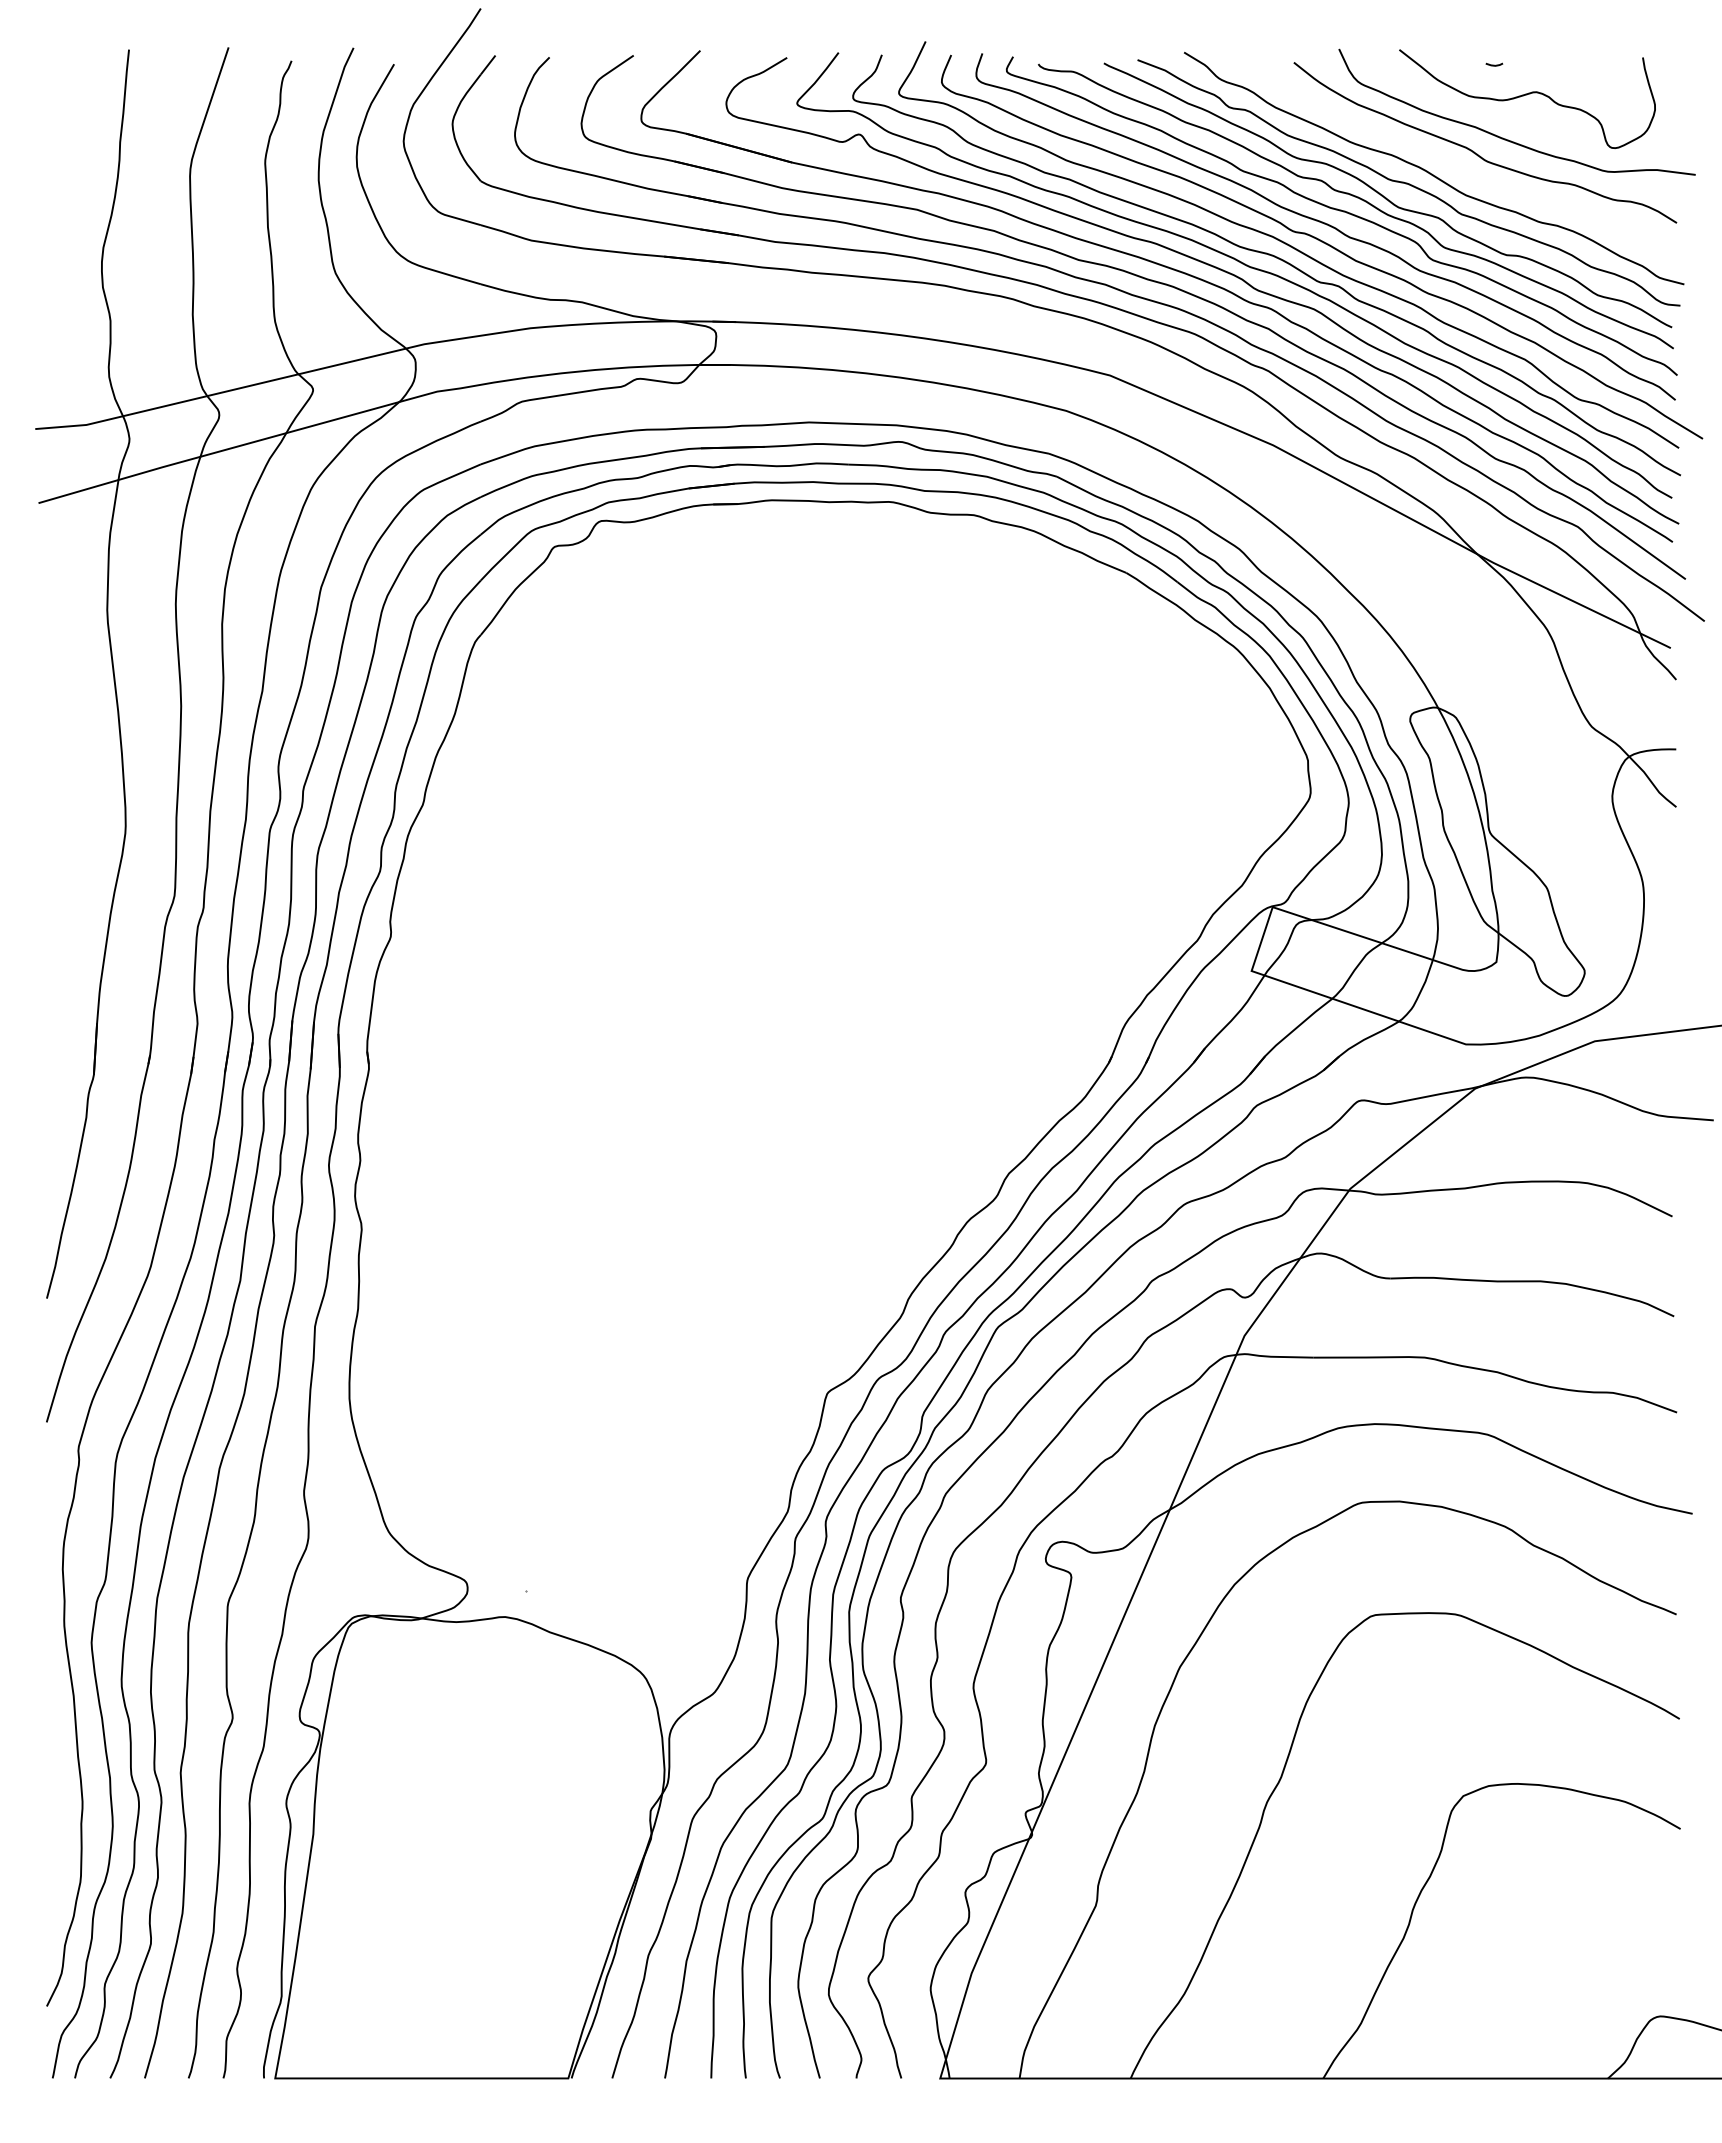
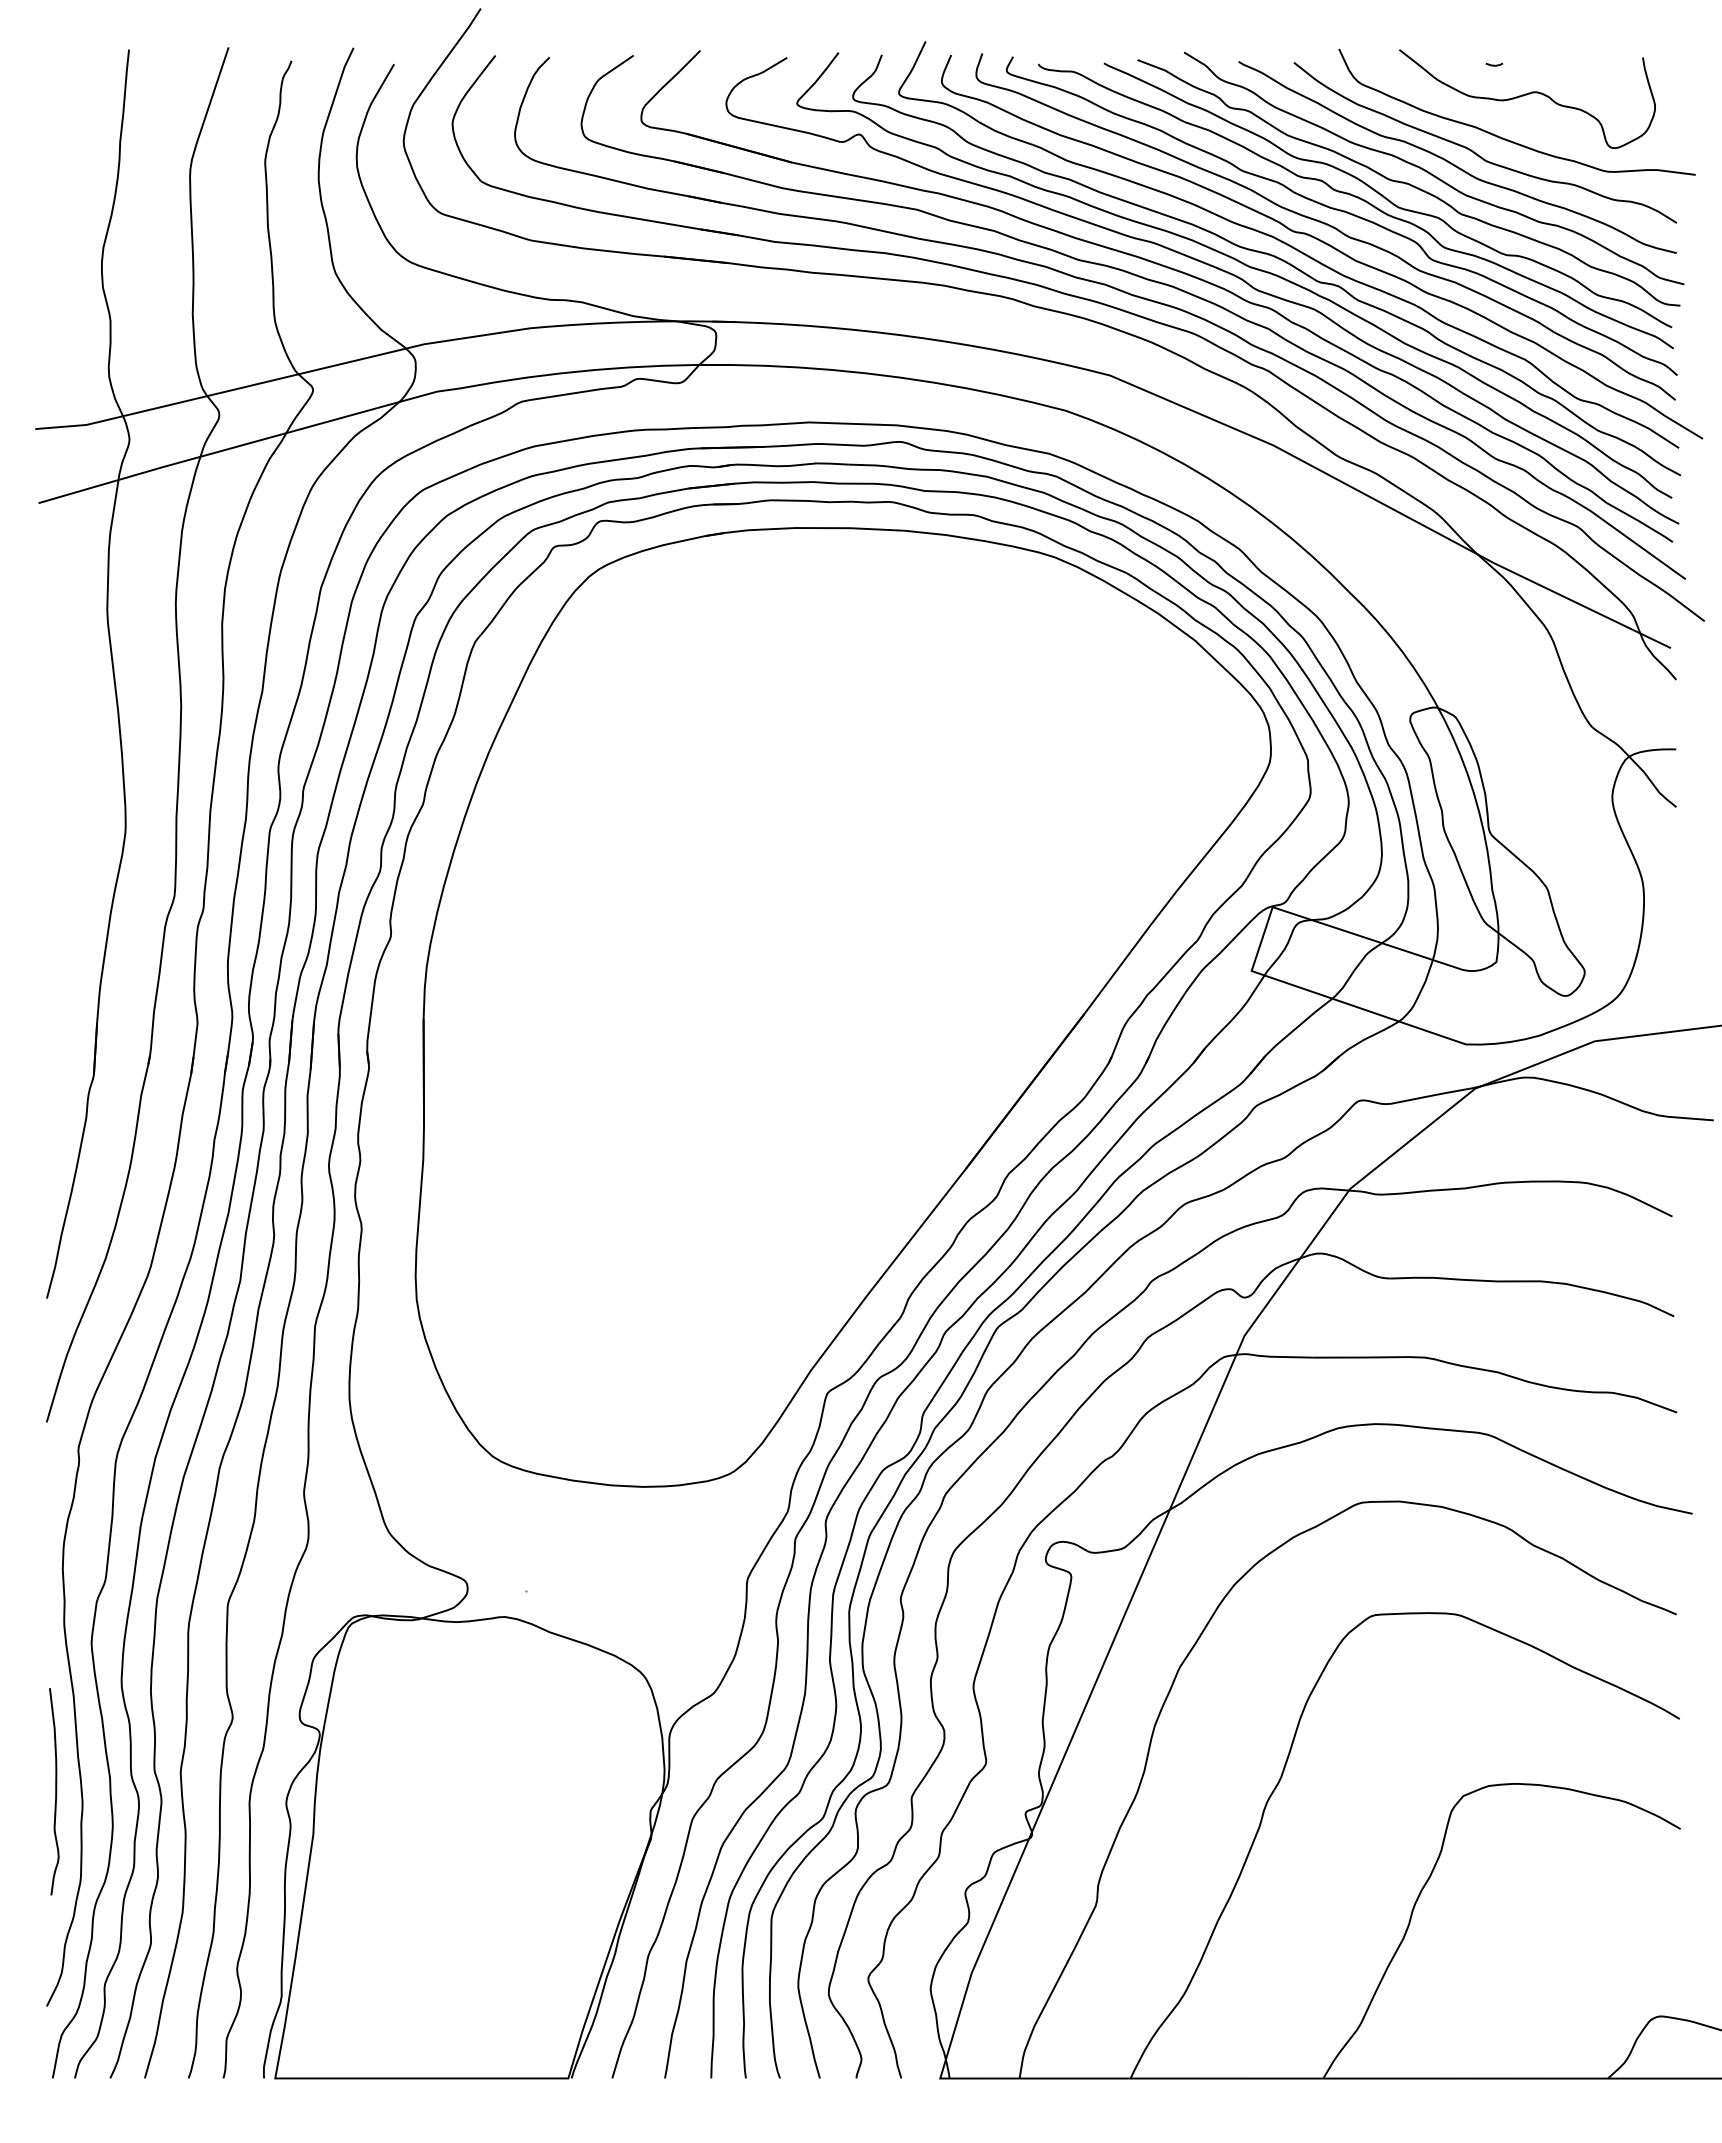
curve: none -> present (1453, 163)
part: none -> present (842, 1007)
curve: none -> present (55, 1791)
